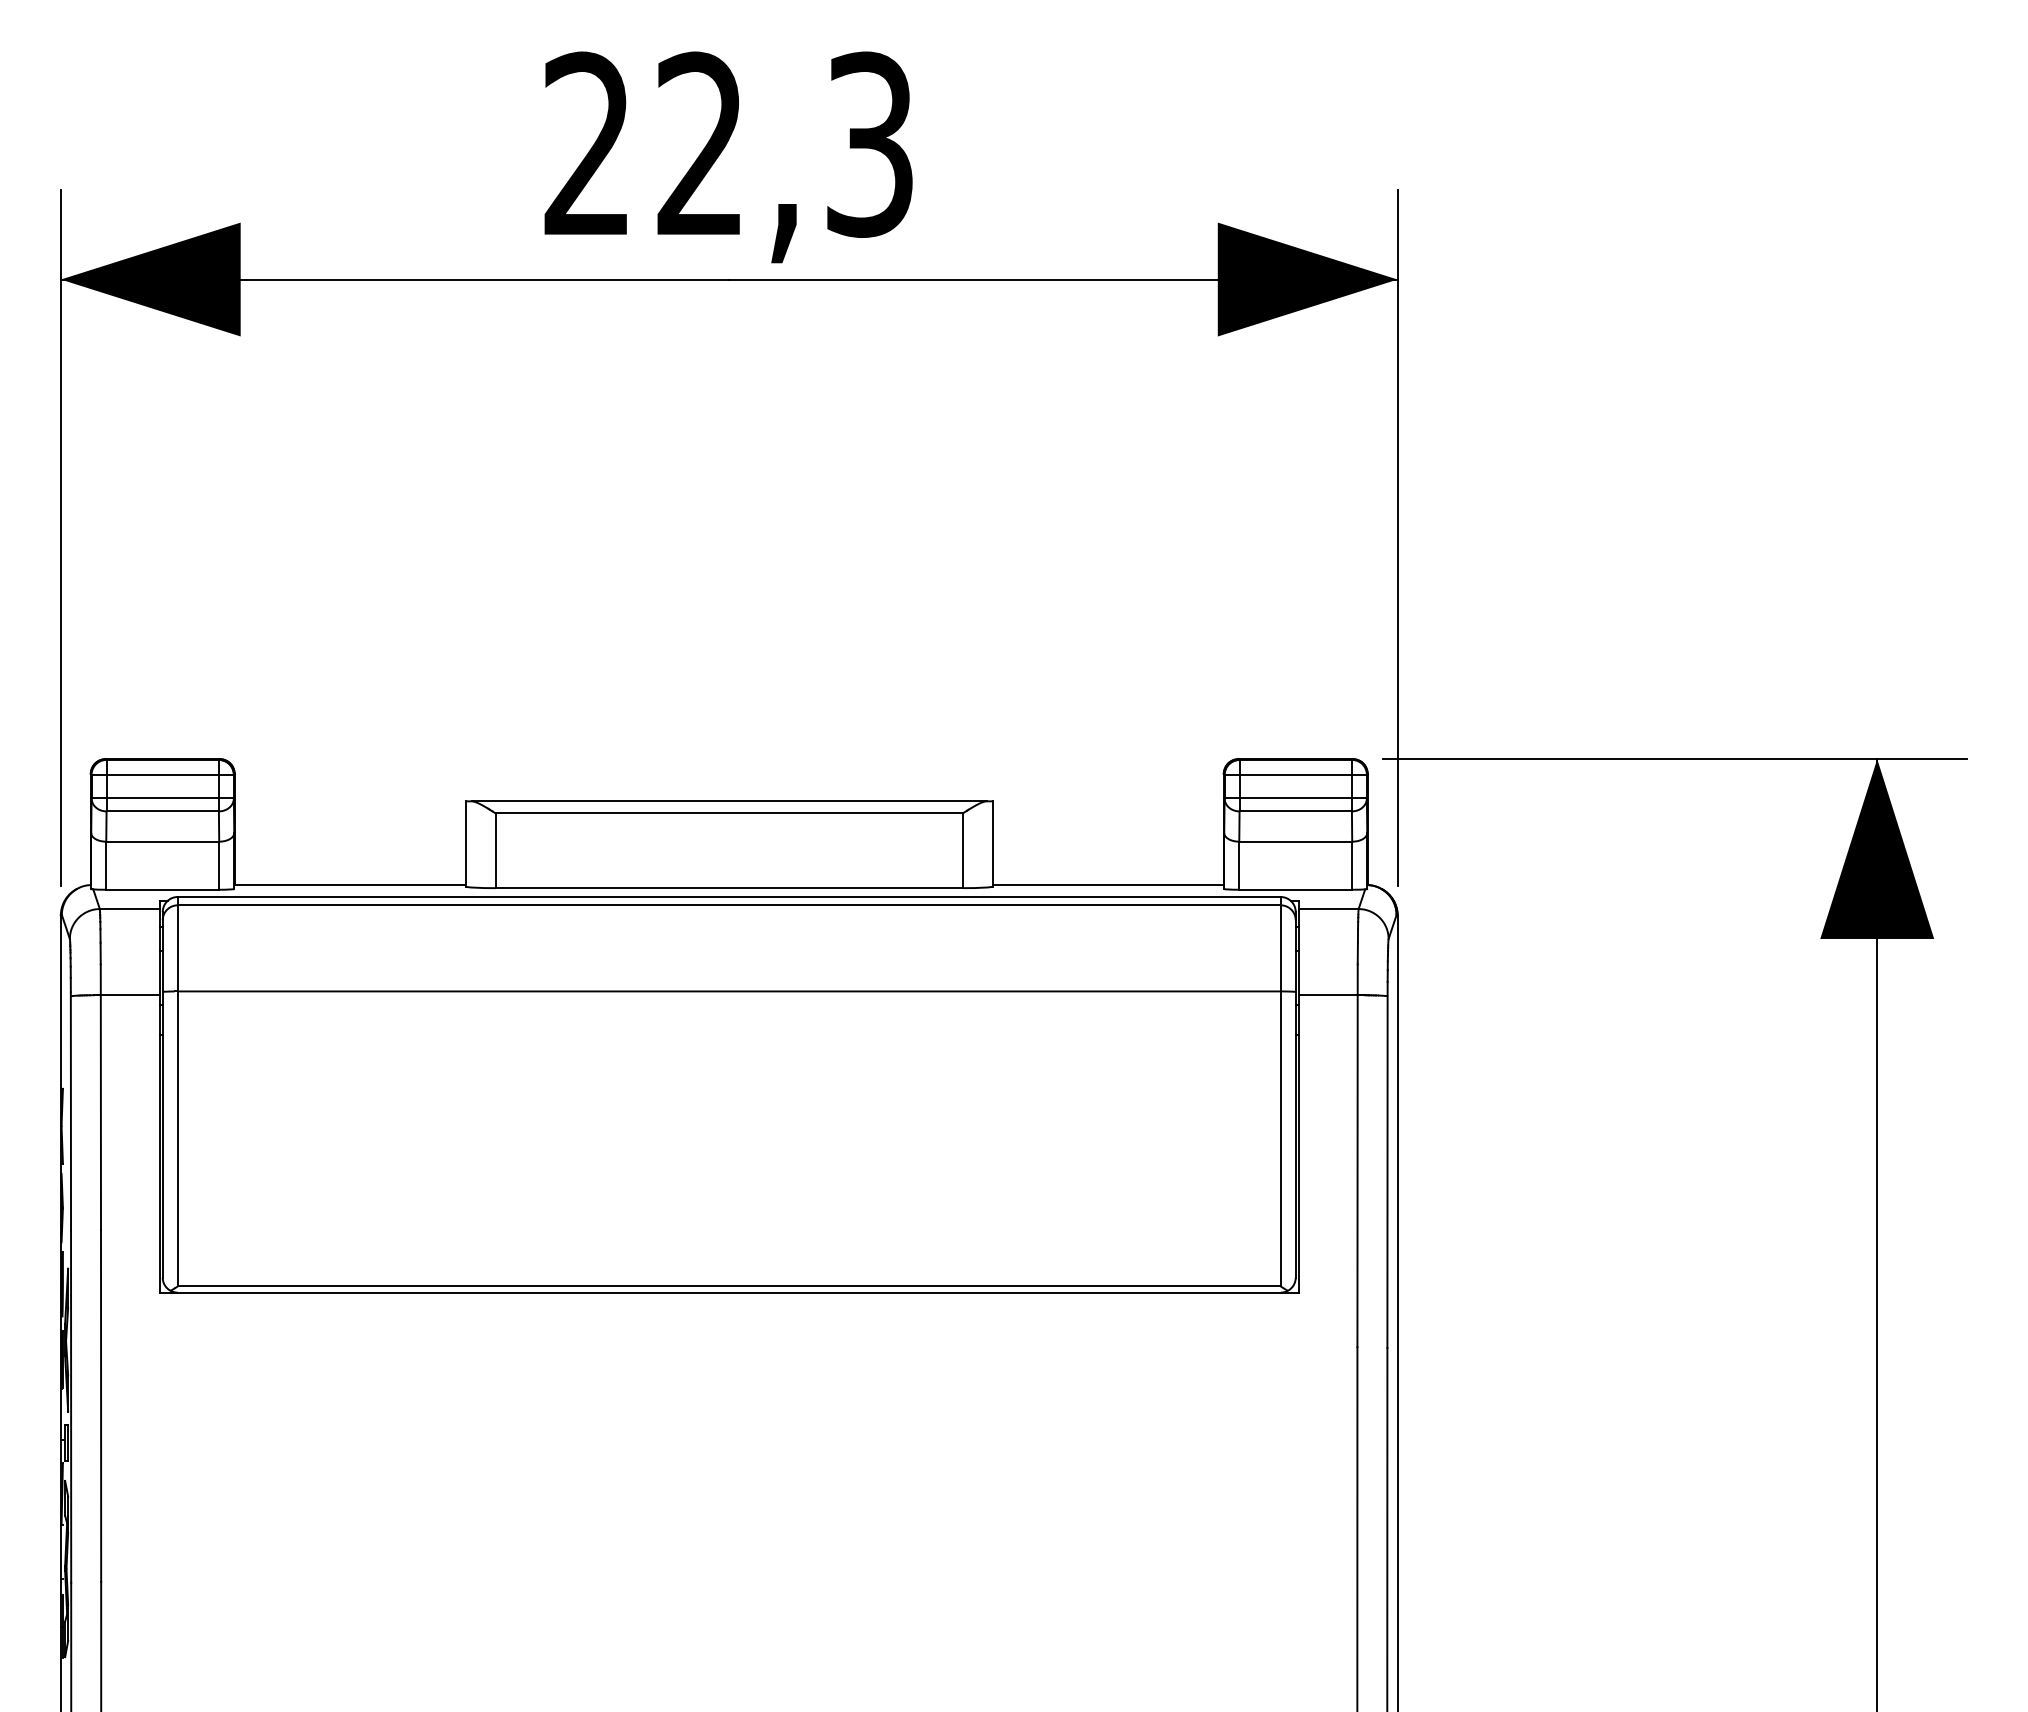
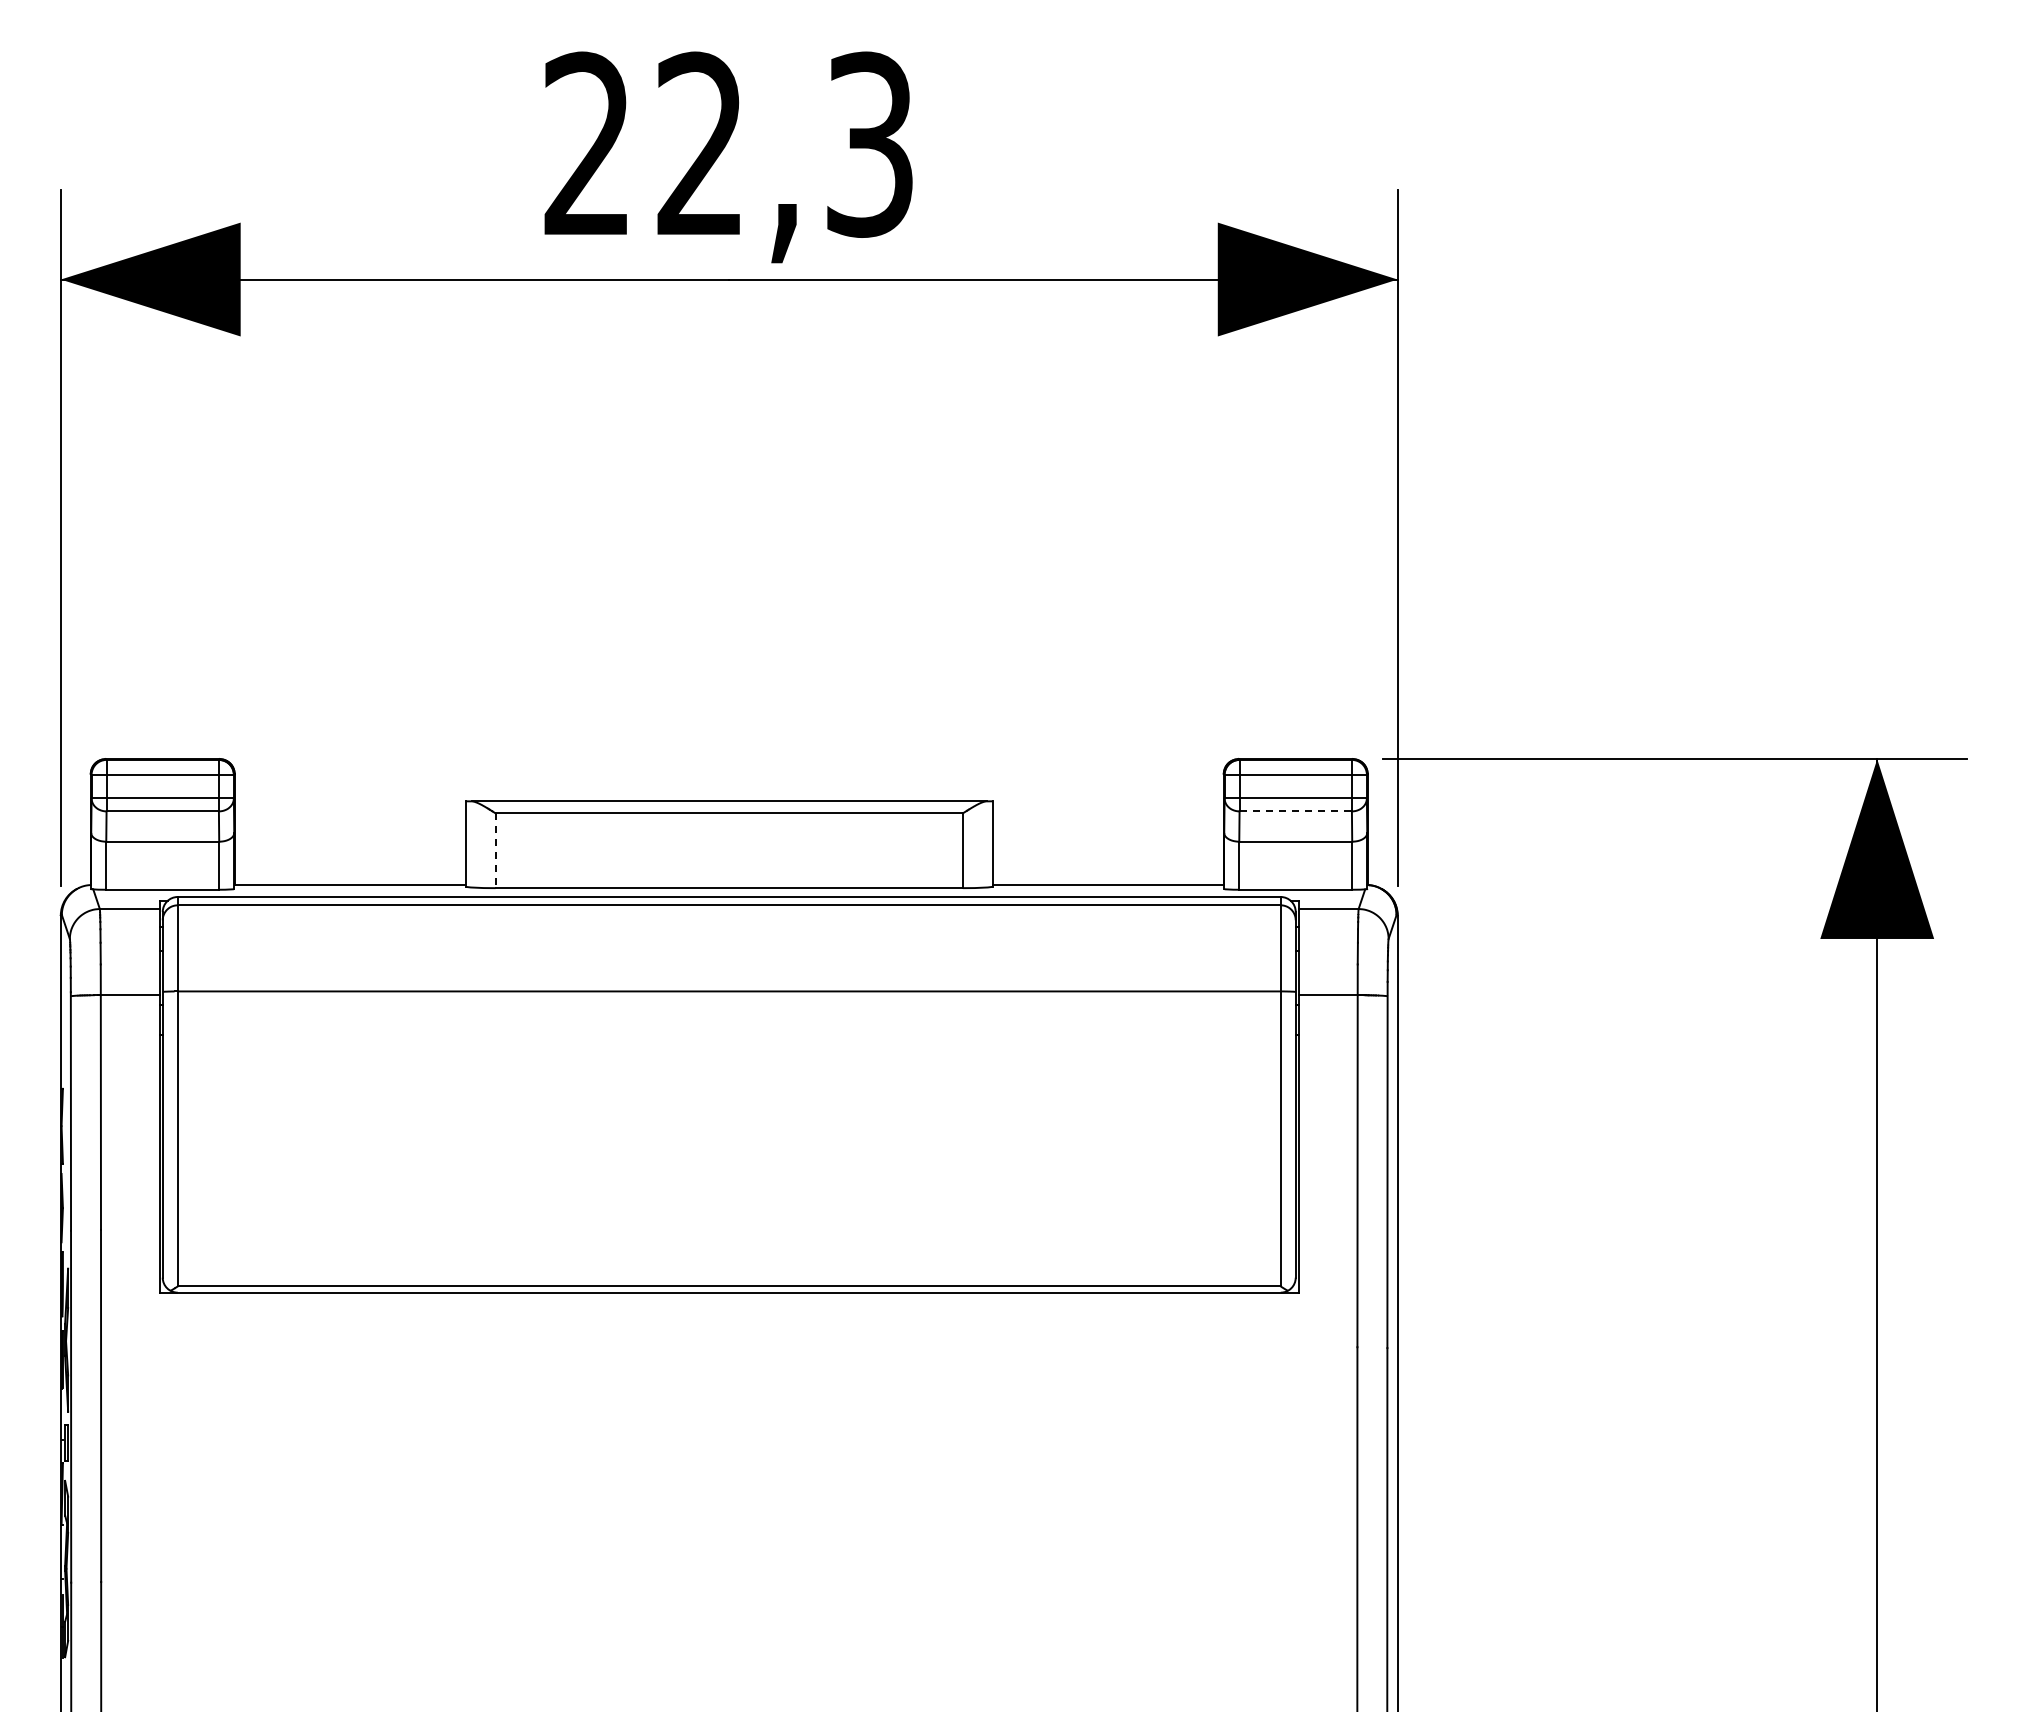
line: solid -> dashed (1296, 811)
line: solid -> dashed (495, 851)
